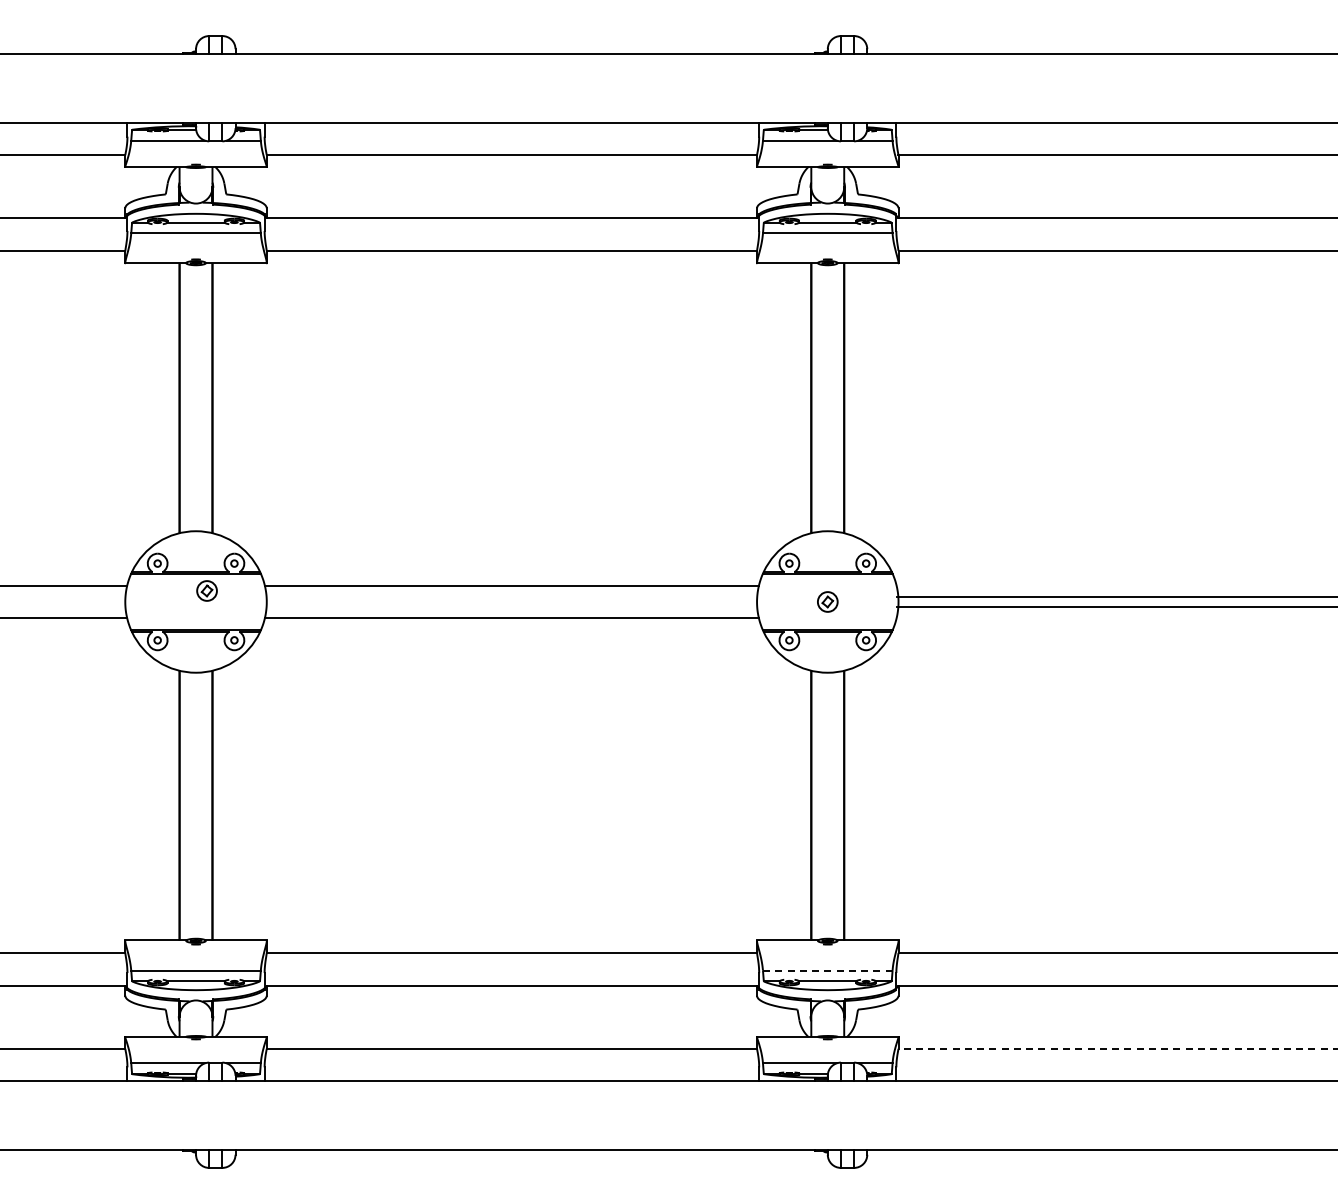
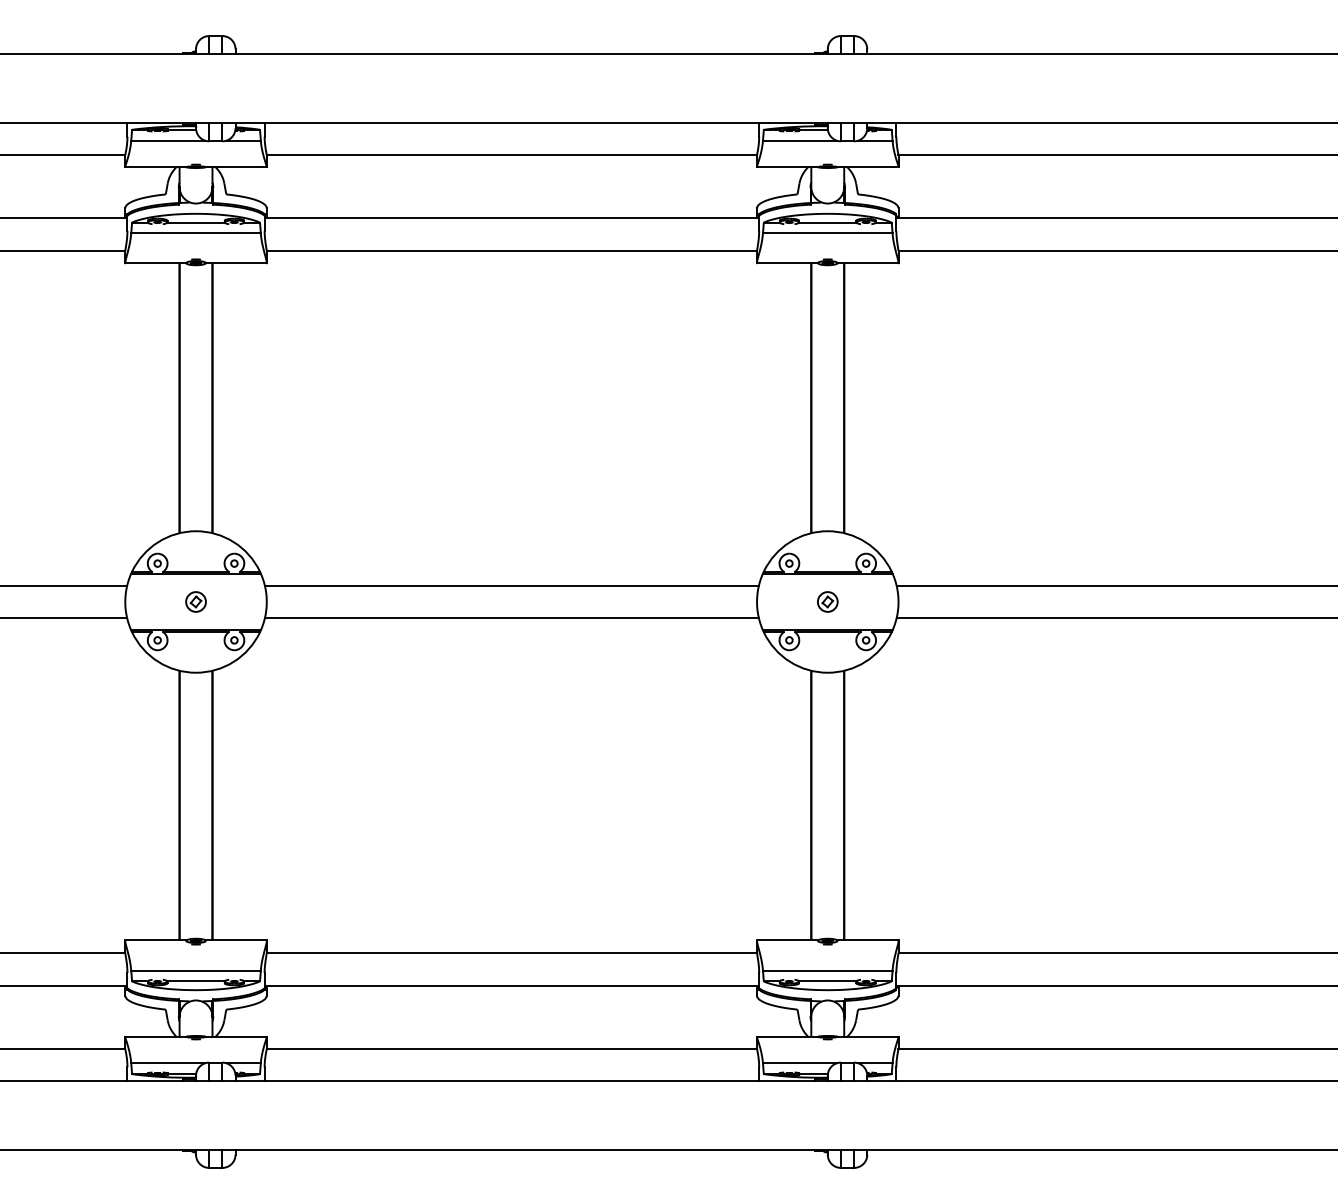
part position: (206, 590) -> (195, 601) (195, 601)
line position: (1115, 596) -> (1115, 585) (1115, 585)
line position: (1115, 607) -> (1115, 618) (1115, 618)
line: dashed -> solid (827, 970)
line: dashed -> solid (1118, 1049)
